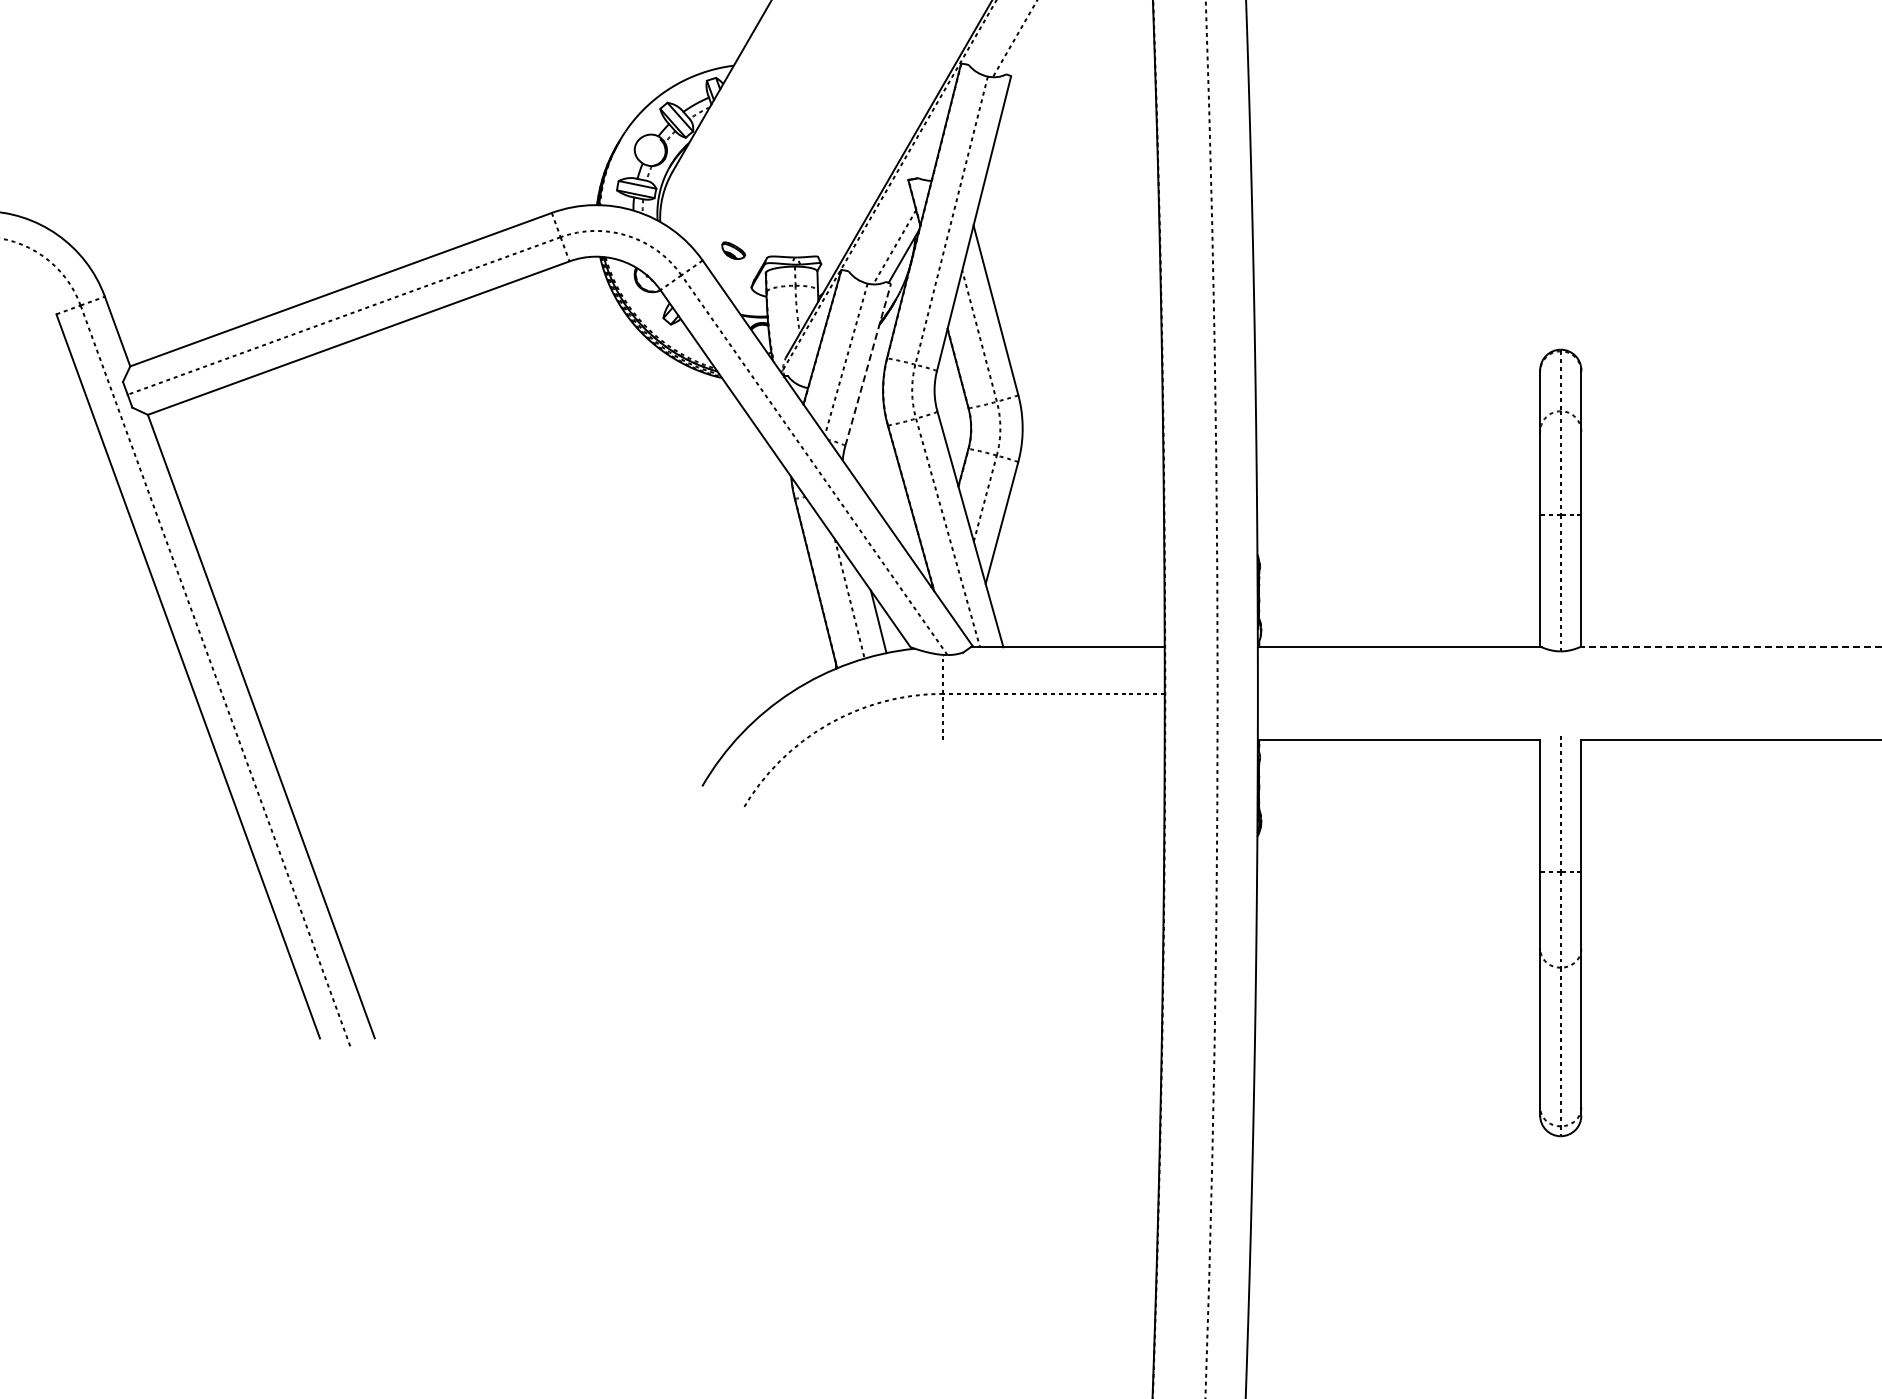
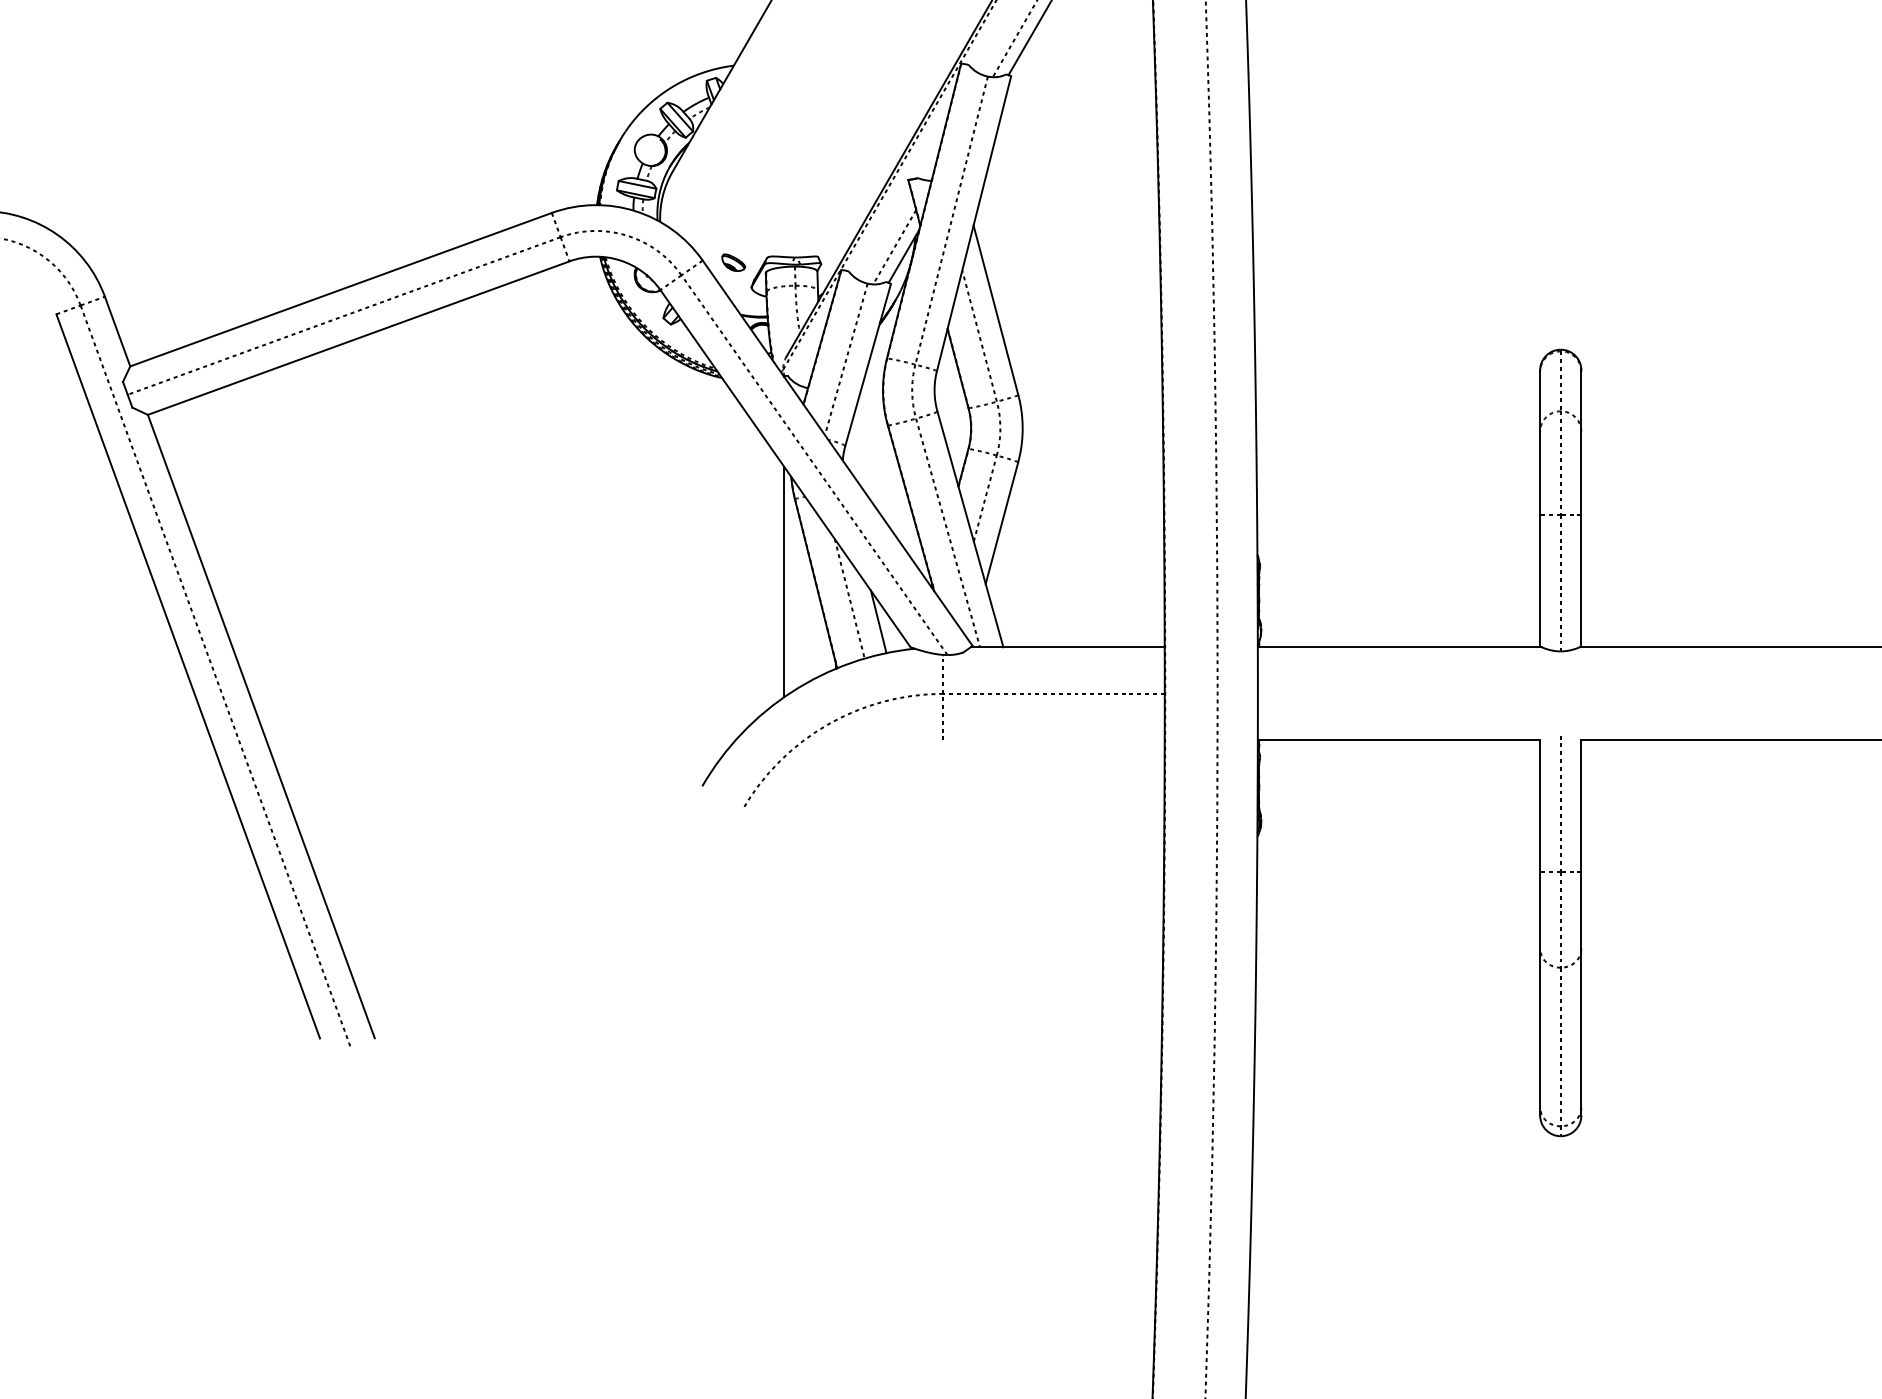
line: none -> present (1029, 38)
part position: (733, 250) -> (733, 262) (733, 262)
line: dashed -> solid (868, 364)
line: none -> present (784, 581)
line: dashed -> solid (1730, 647)
